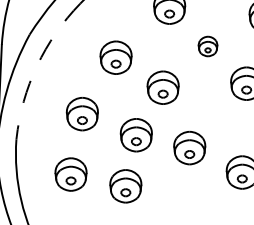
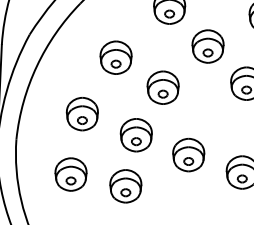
part size: 22x23 px -> 34x35 px (207, 46)
arc: dashed -> solid (36, 66)
part position: (189, 147) -> (188, 154) (188, 154)
